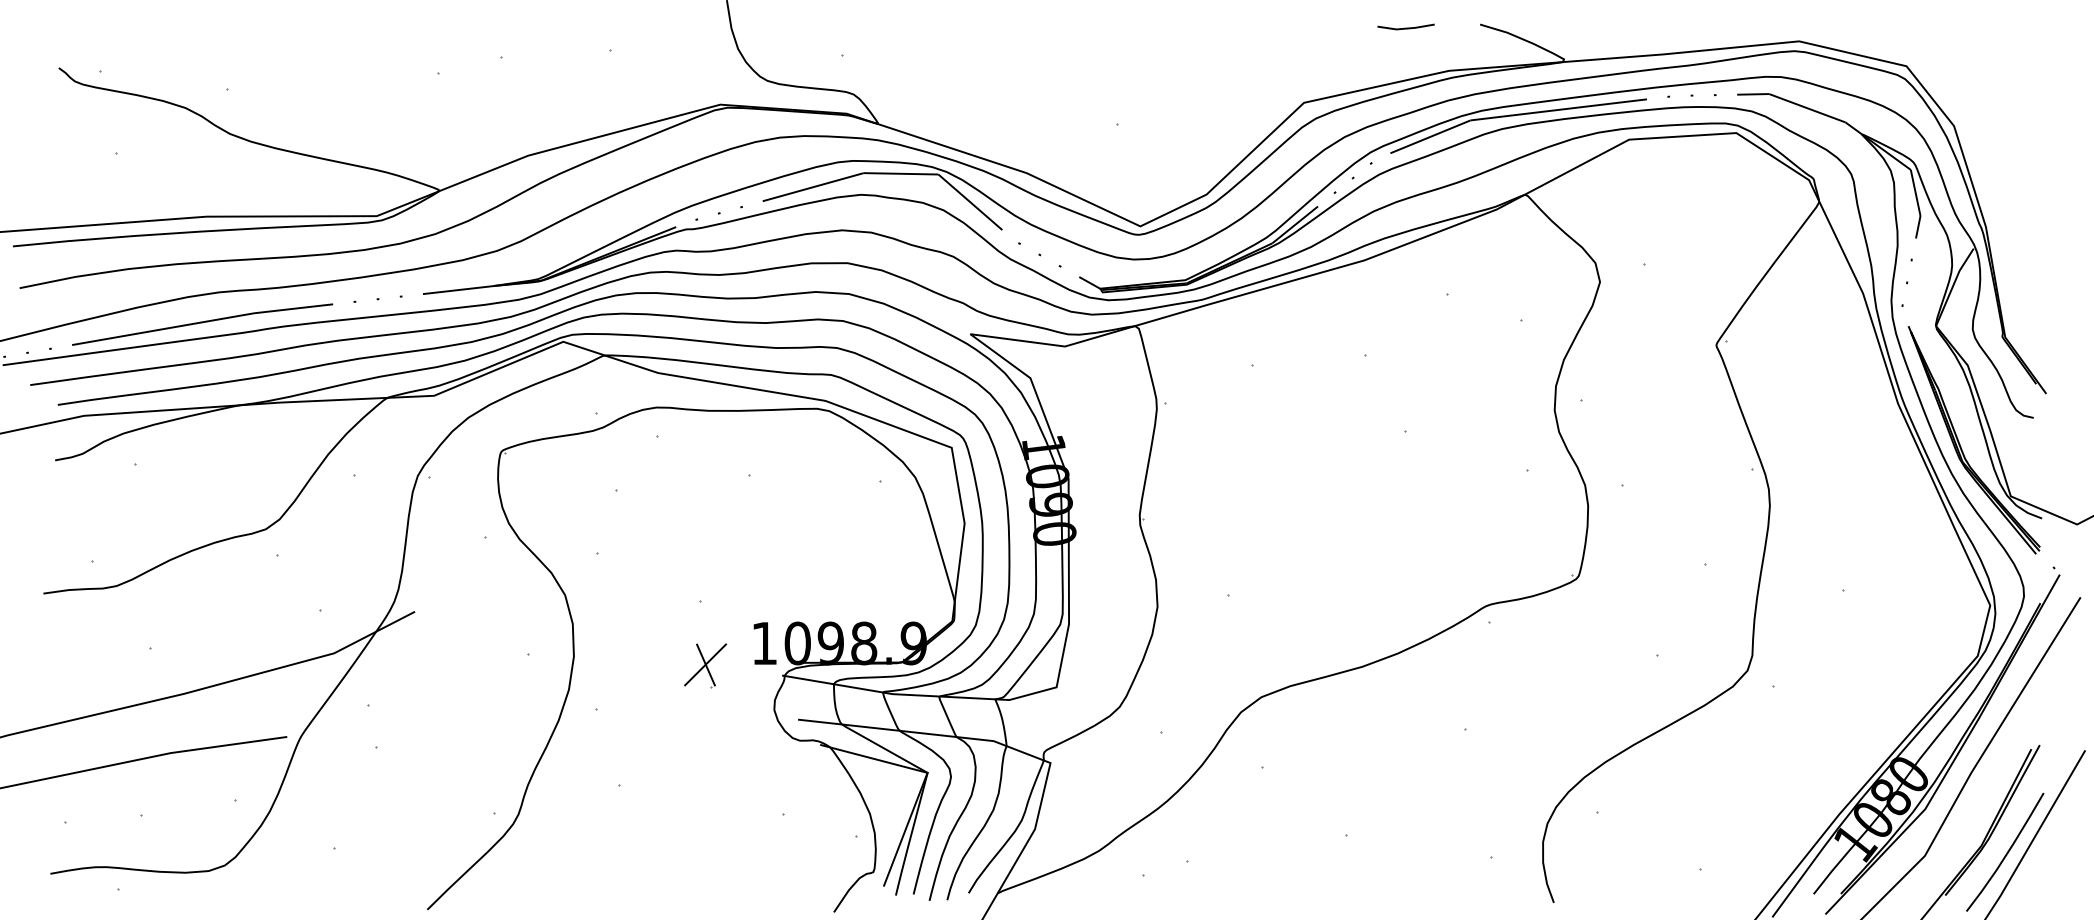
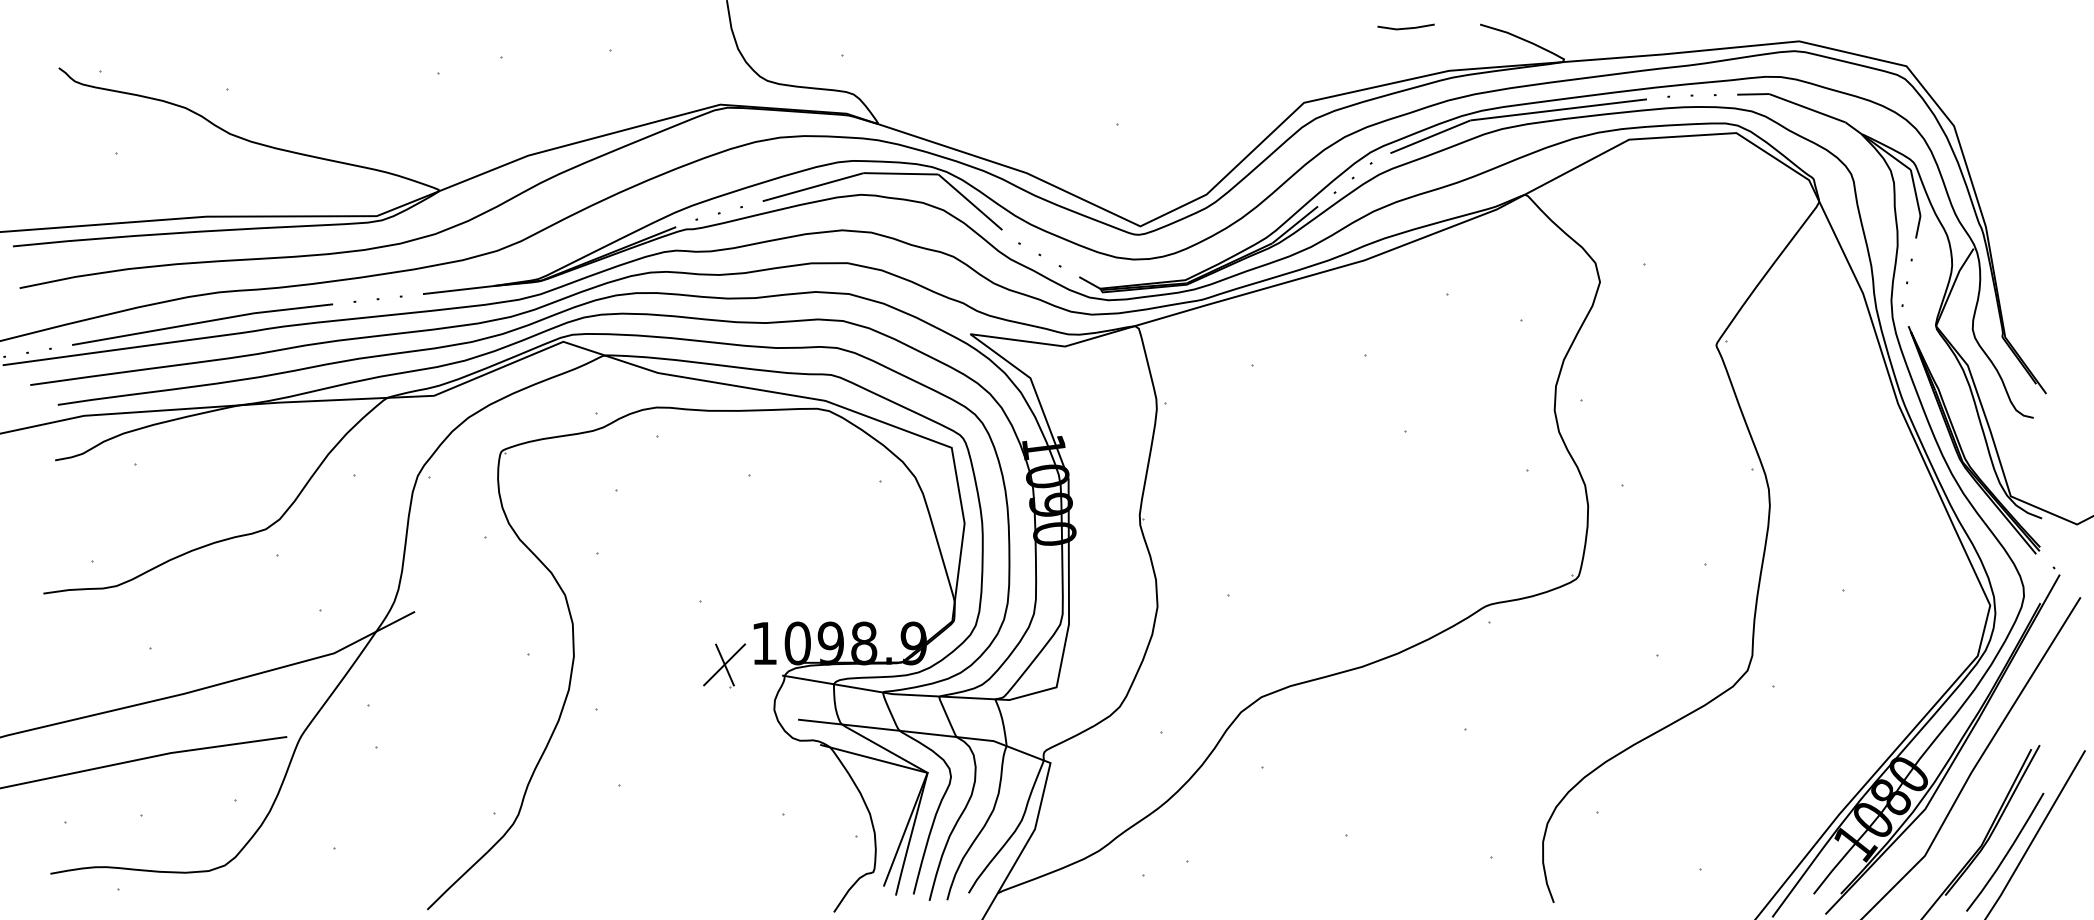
part position: (705, 665) -> (724, 665) (724, 665)
